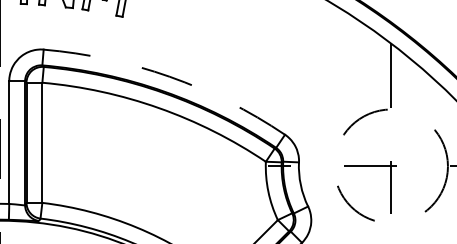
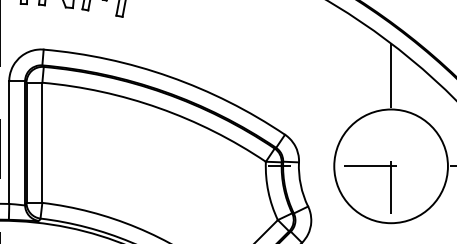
arc: dashed -> solid (169, 76)
circle: dashed -> solid (390, 166)
